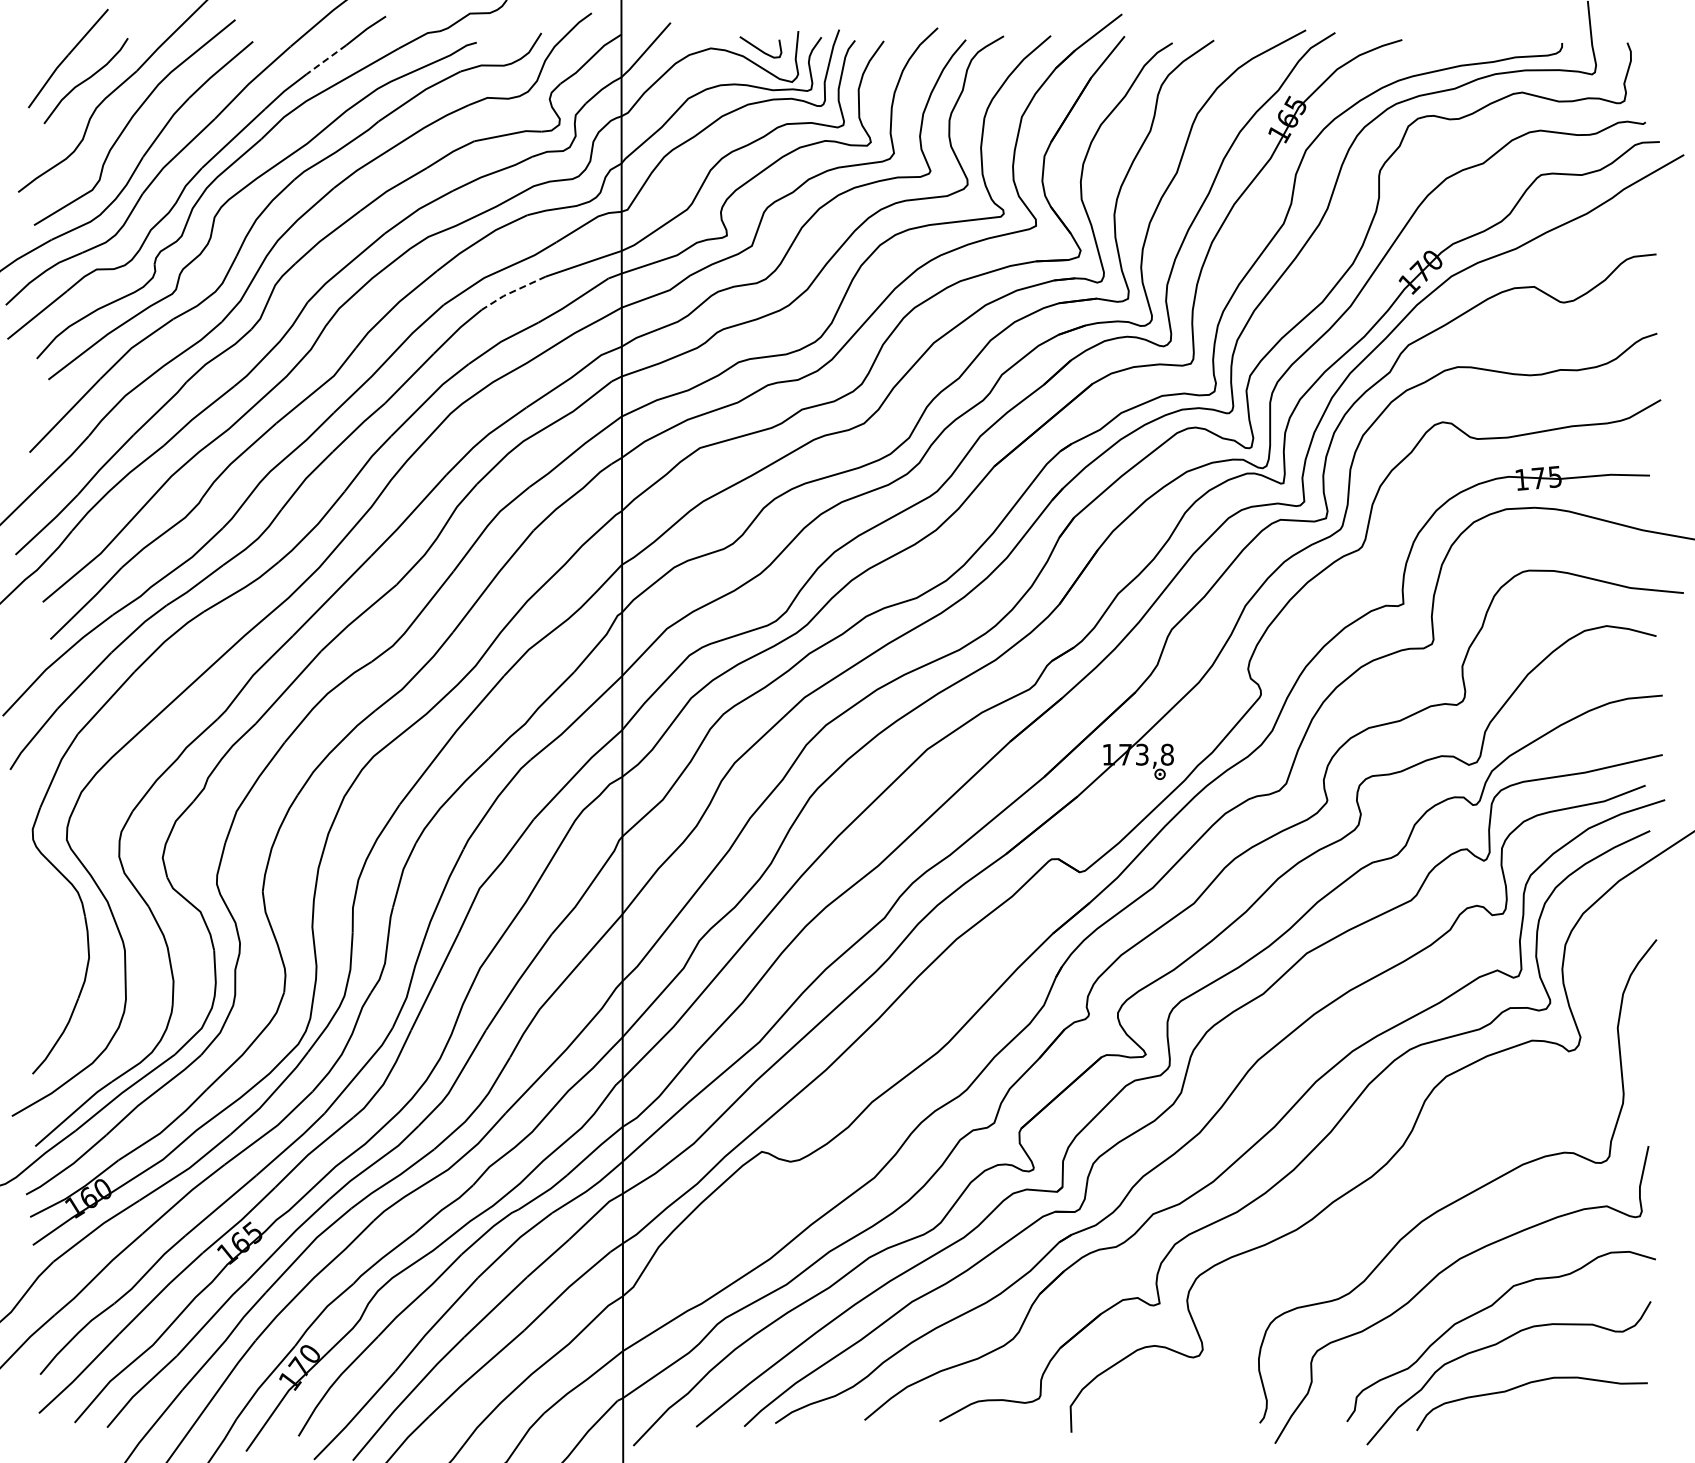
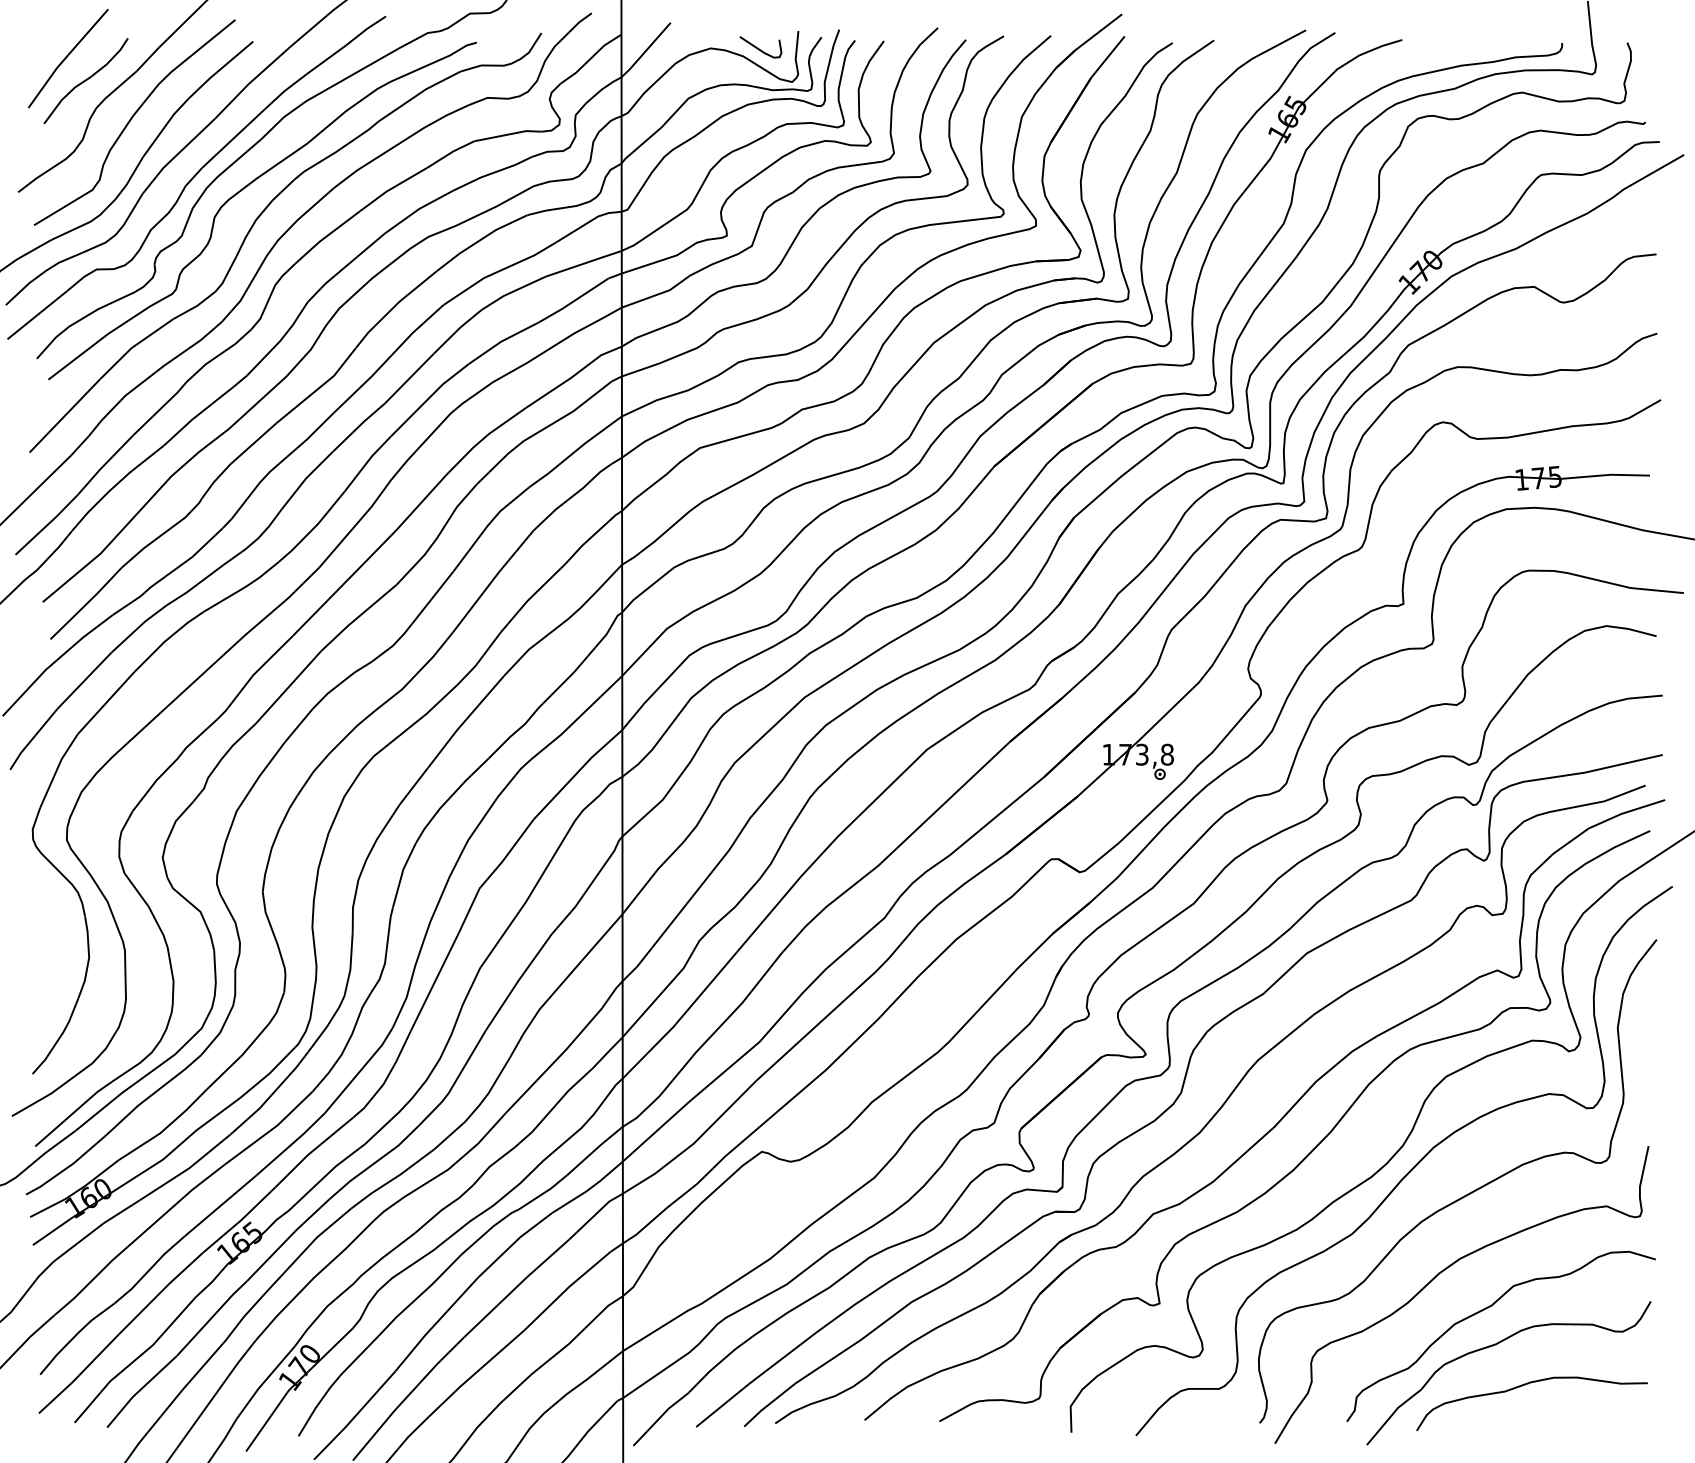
line: dashed -> solid (326, 60)
line: dashed -> solid (511, 292)
curve: none -> present (1411, 1168)
